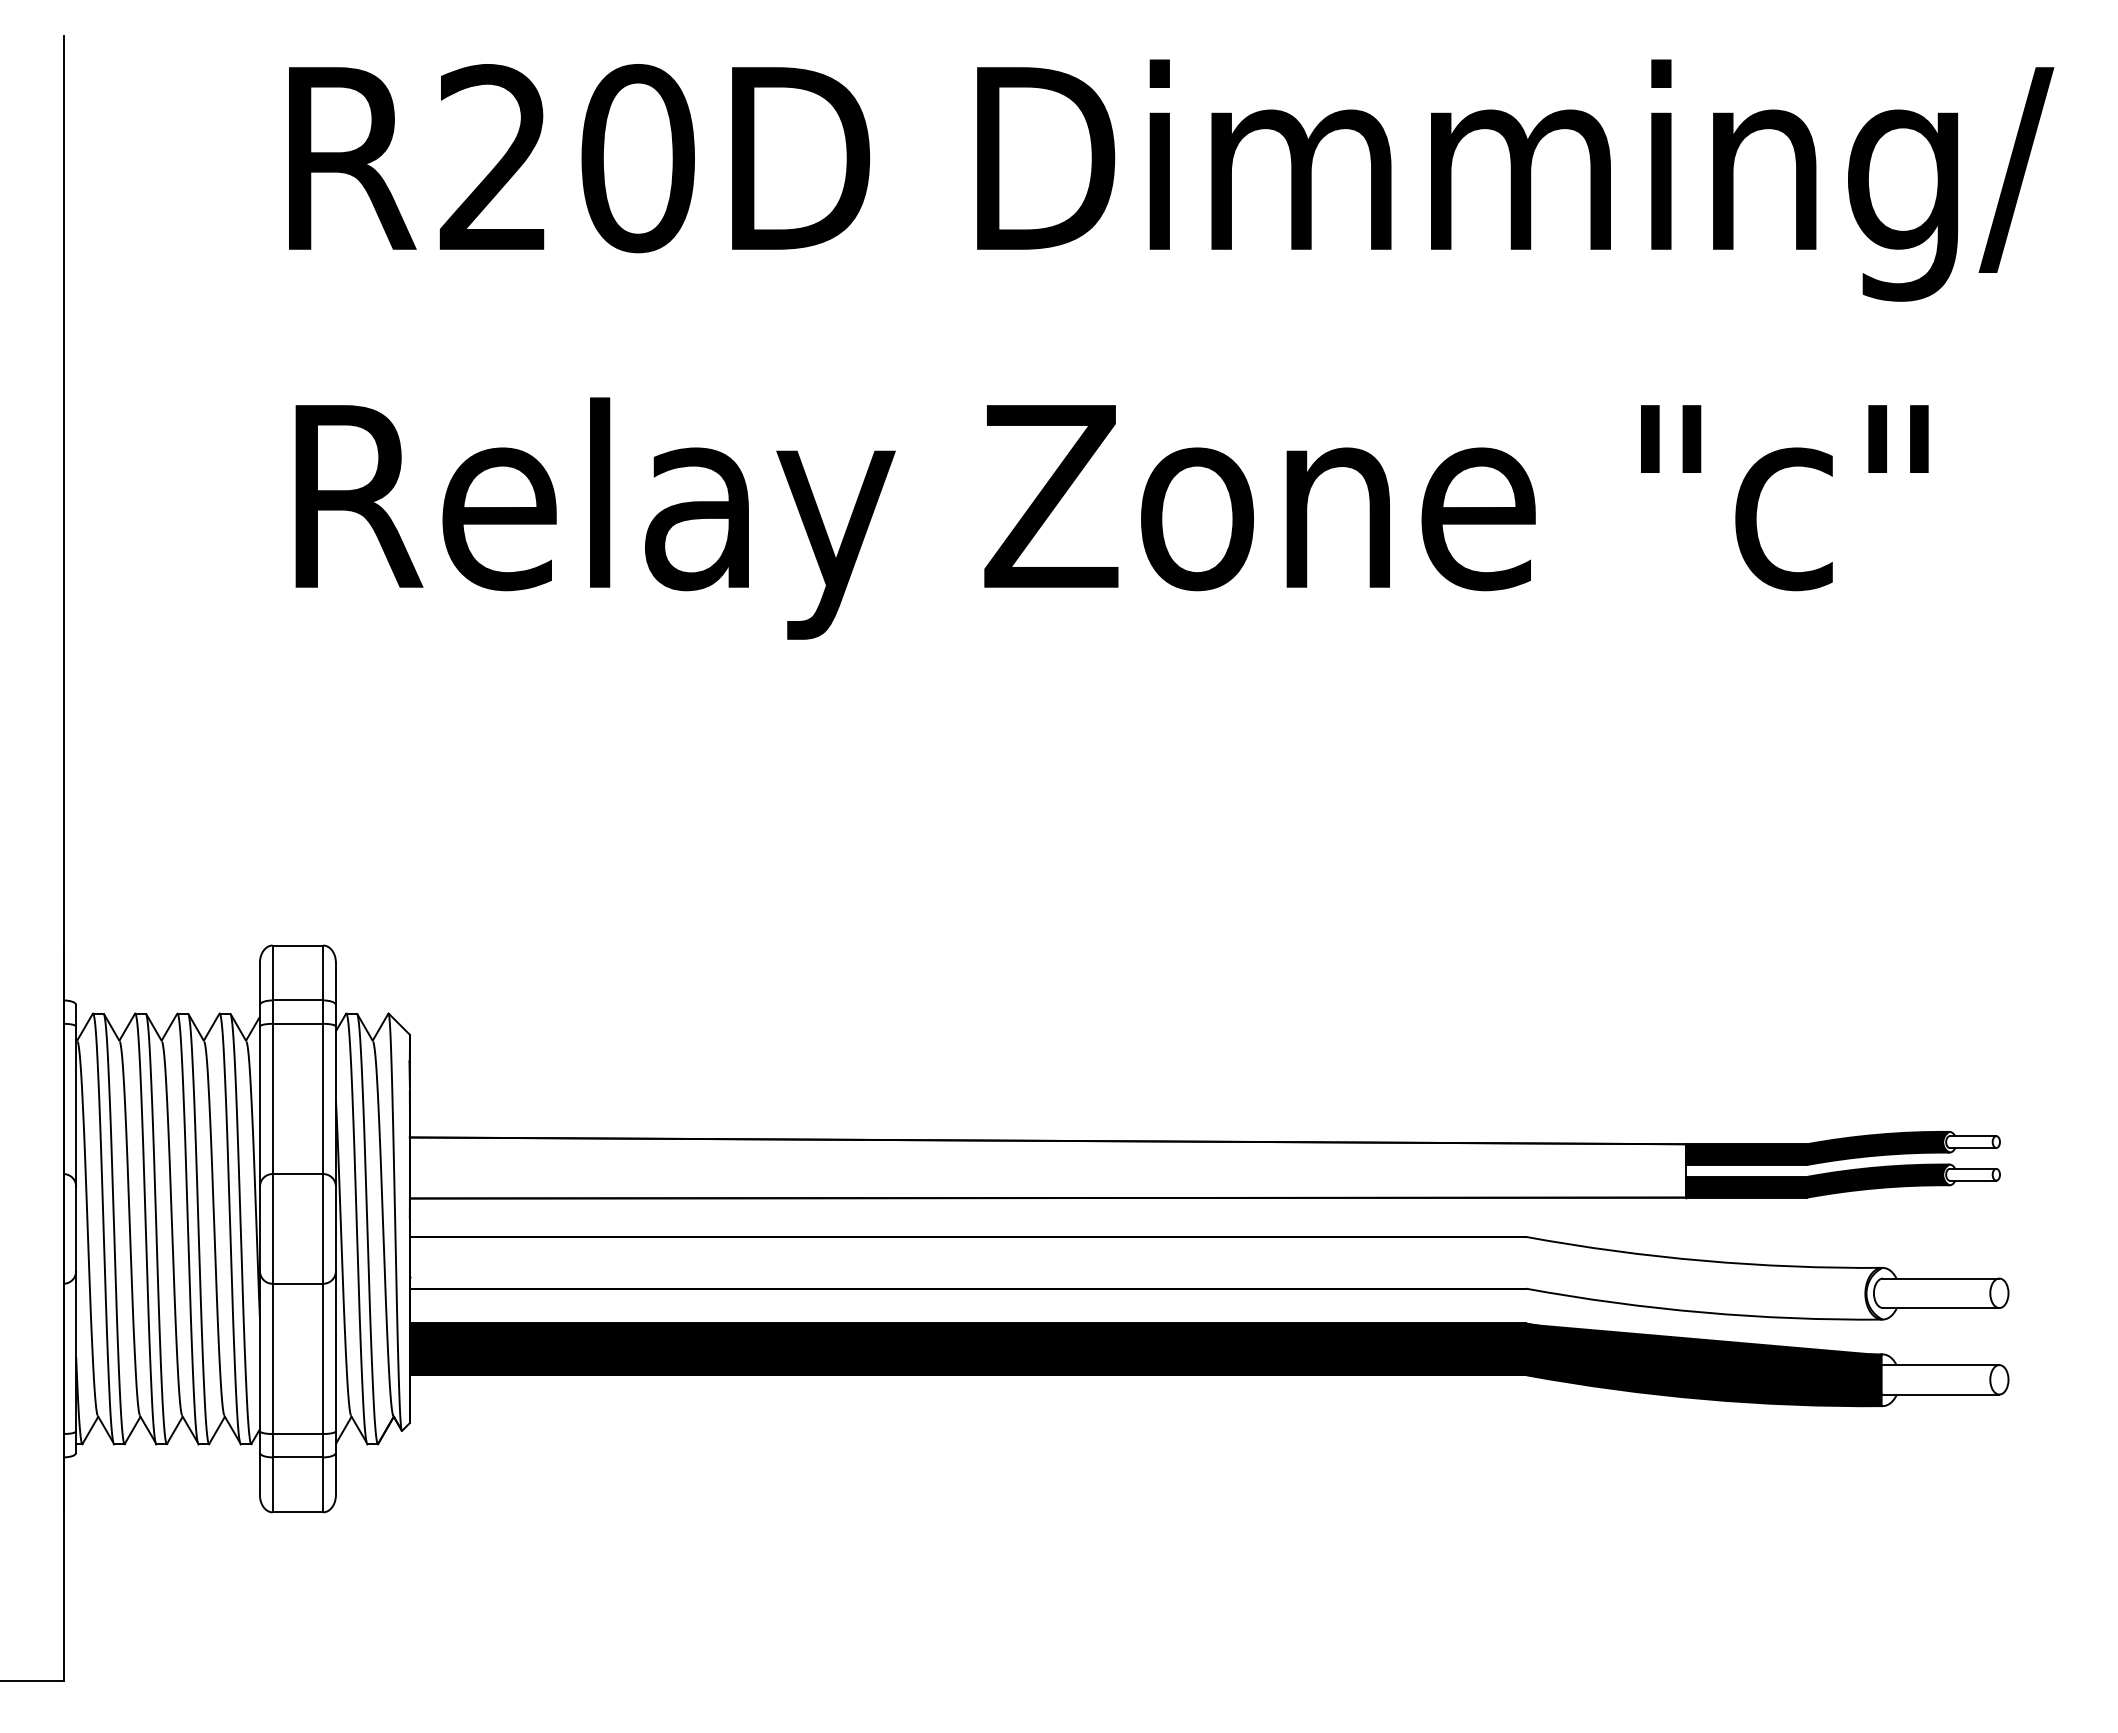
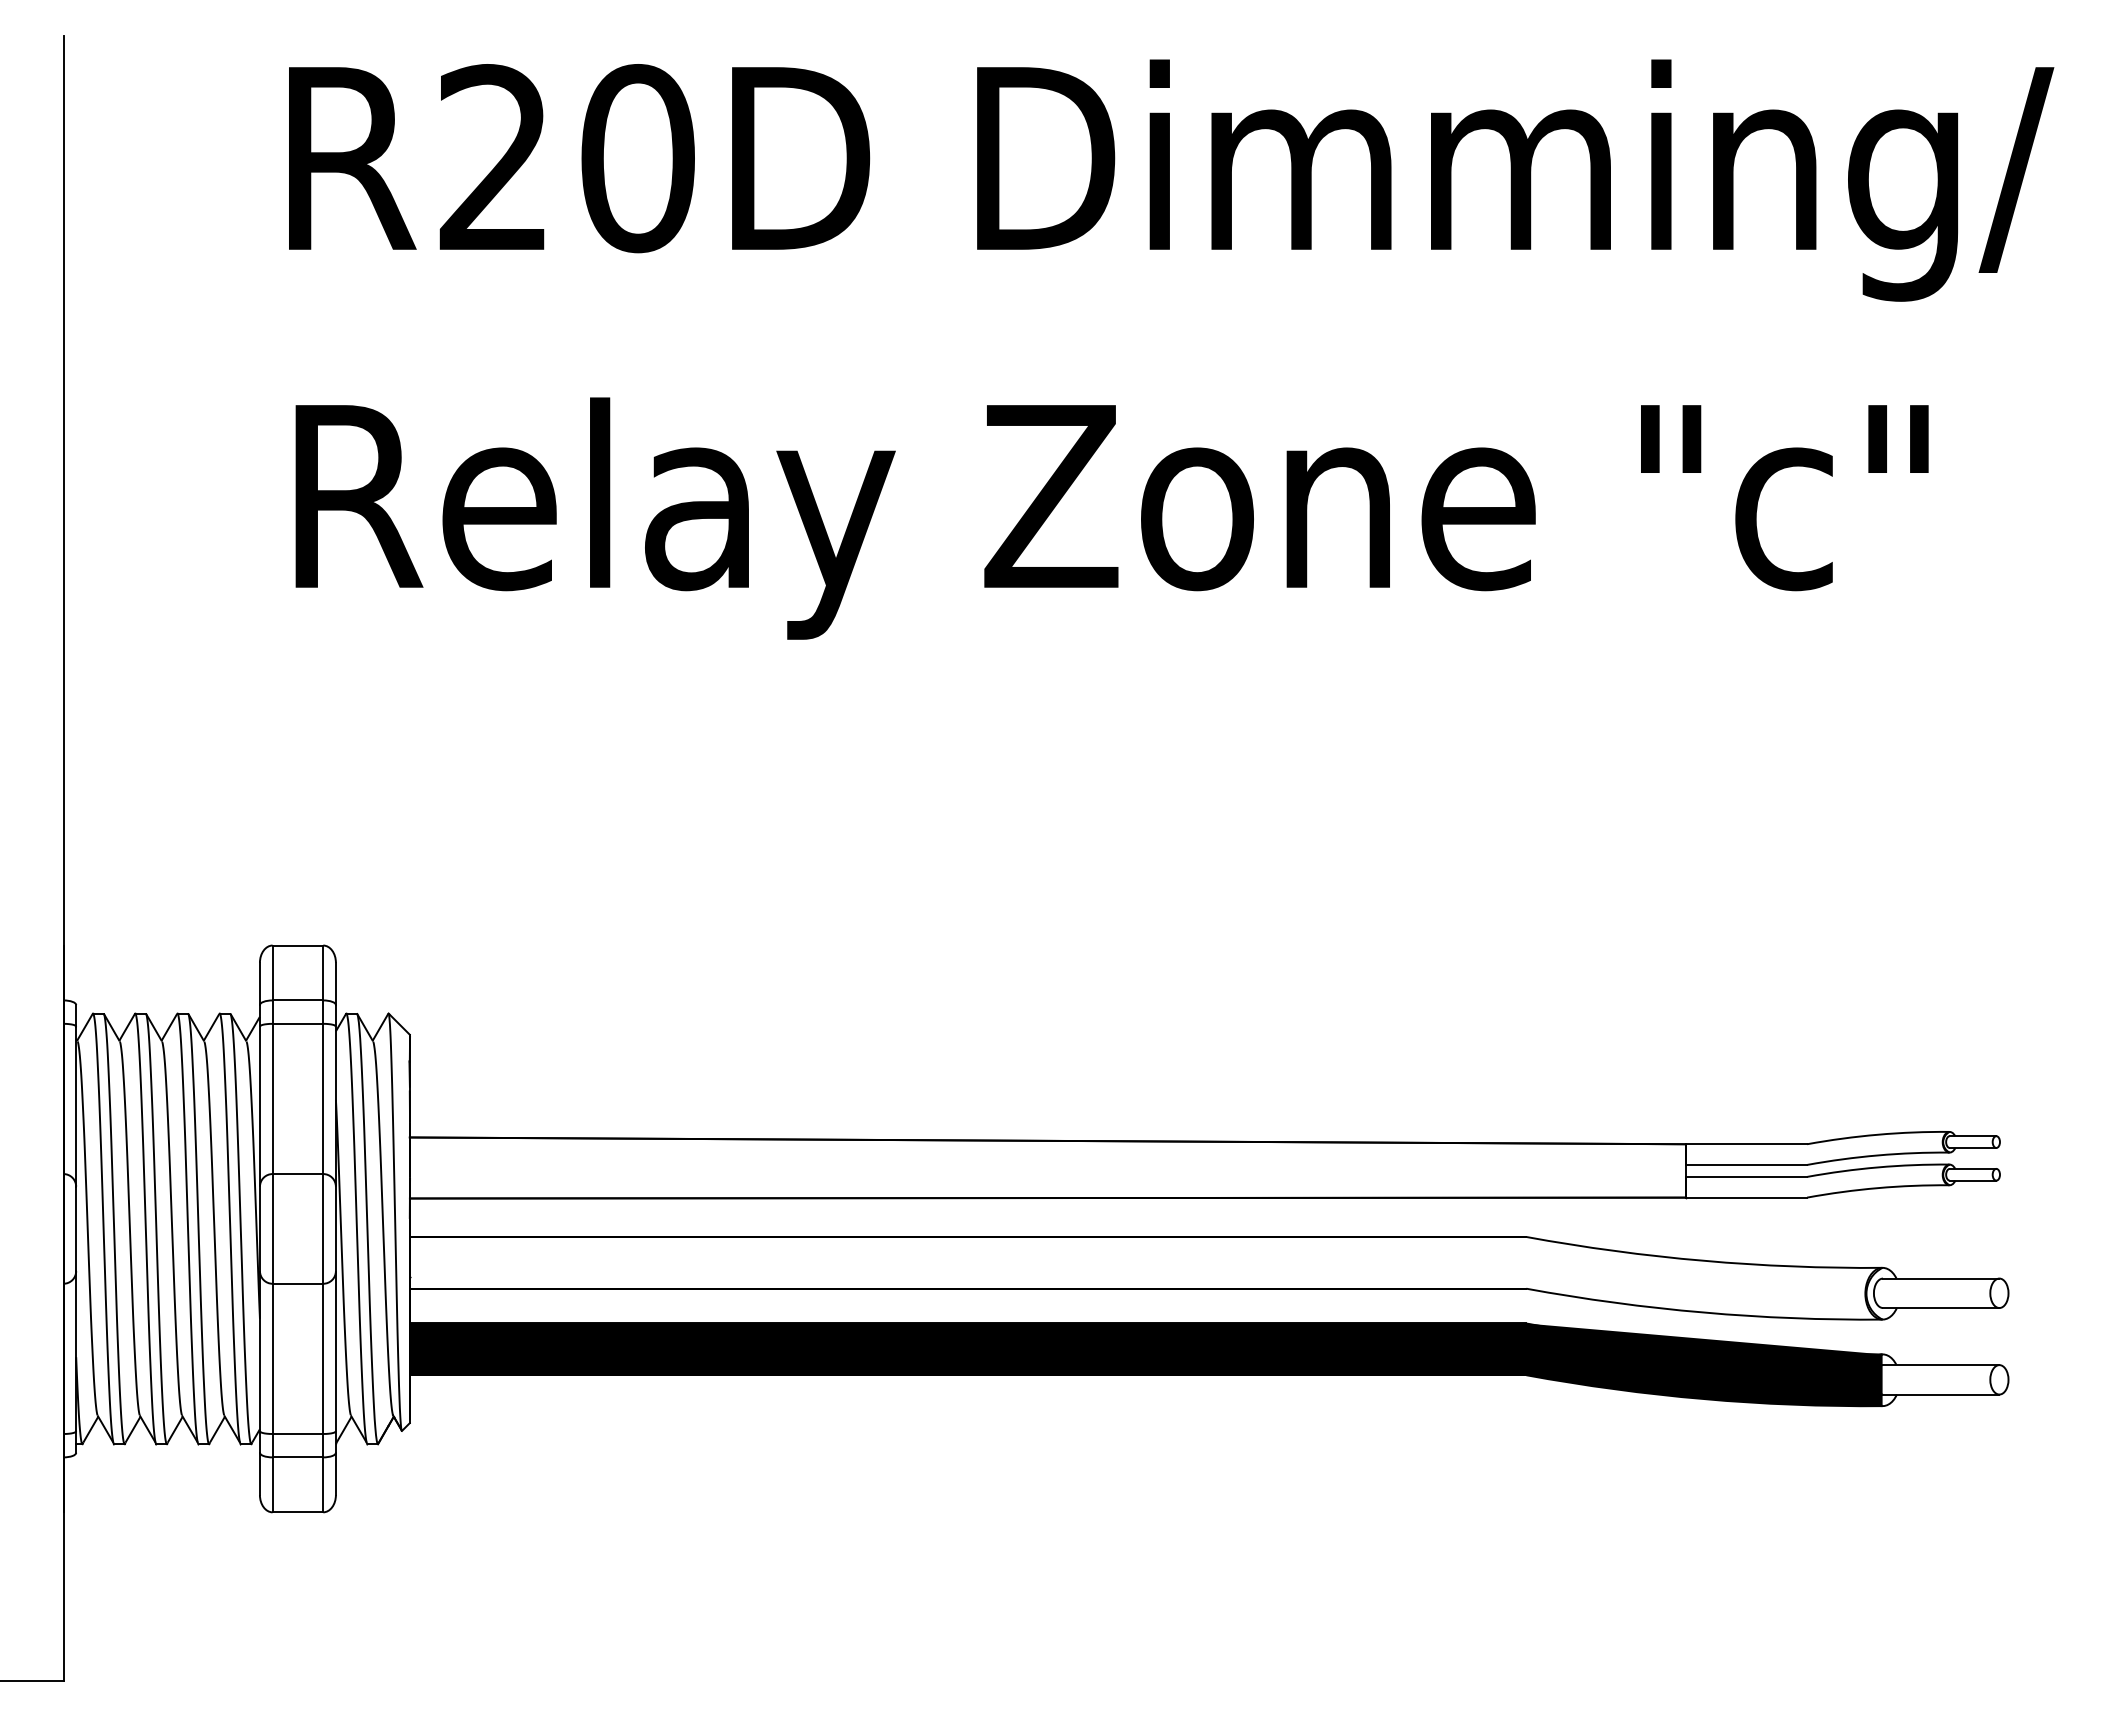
fill: present -> none (1817, 1147)
fill: present -> none (1817, 1180)
